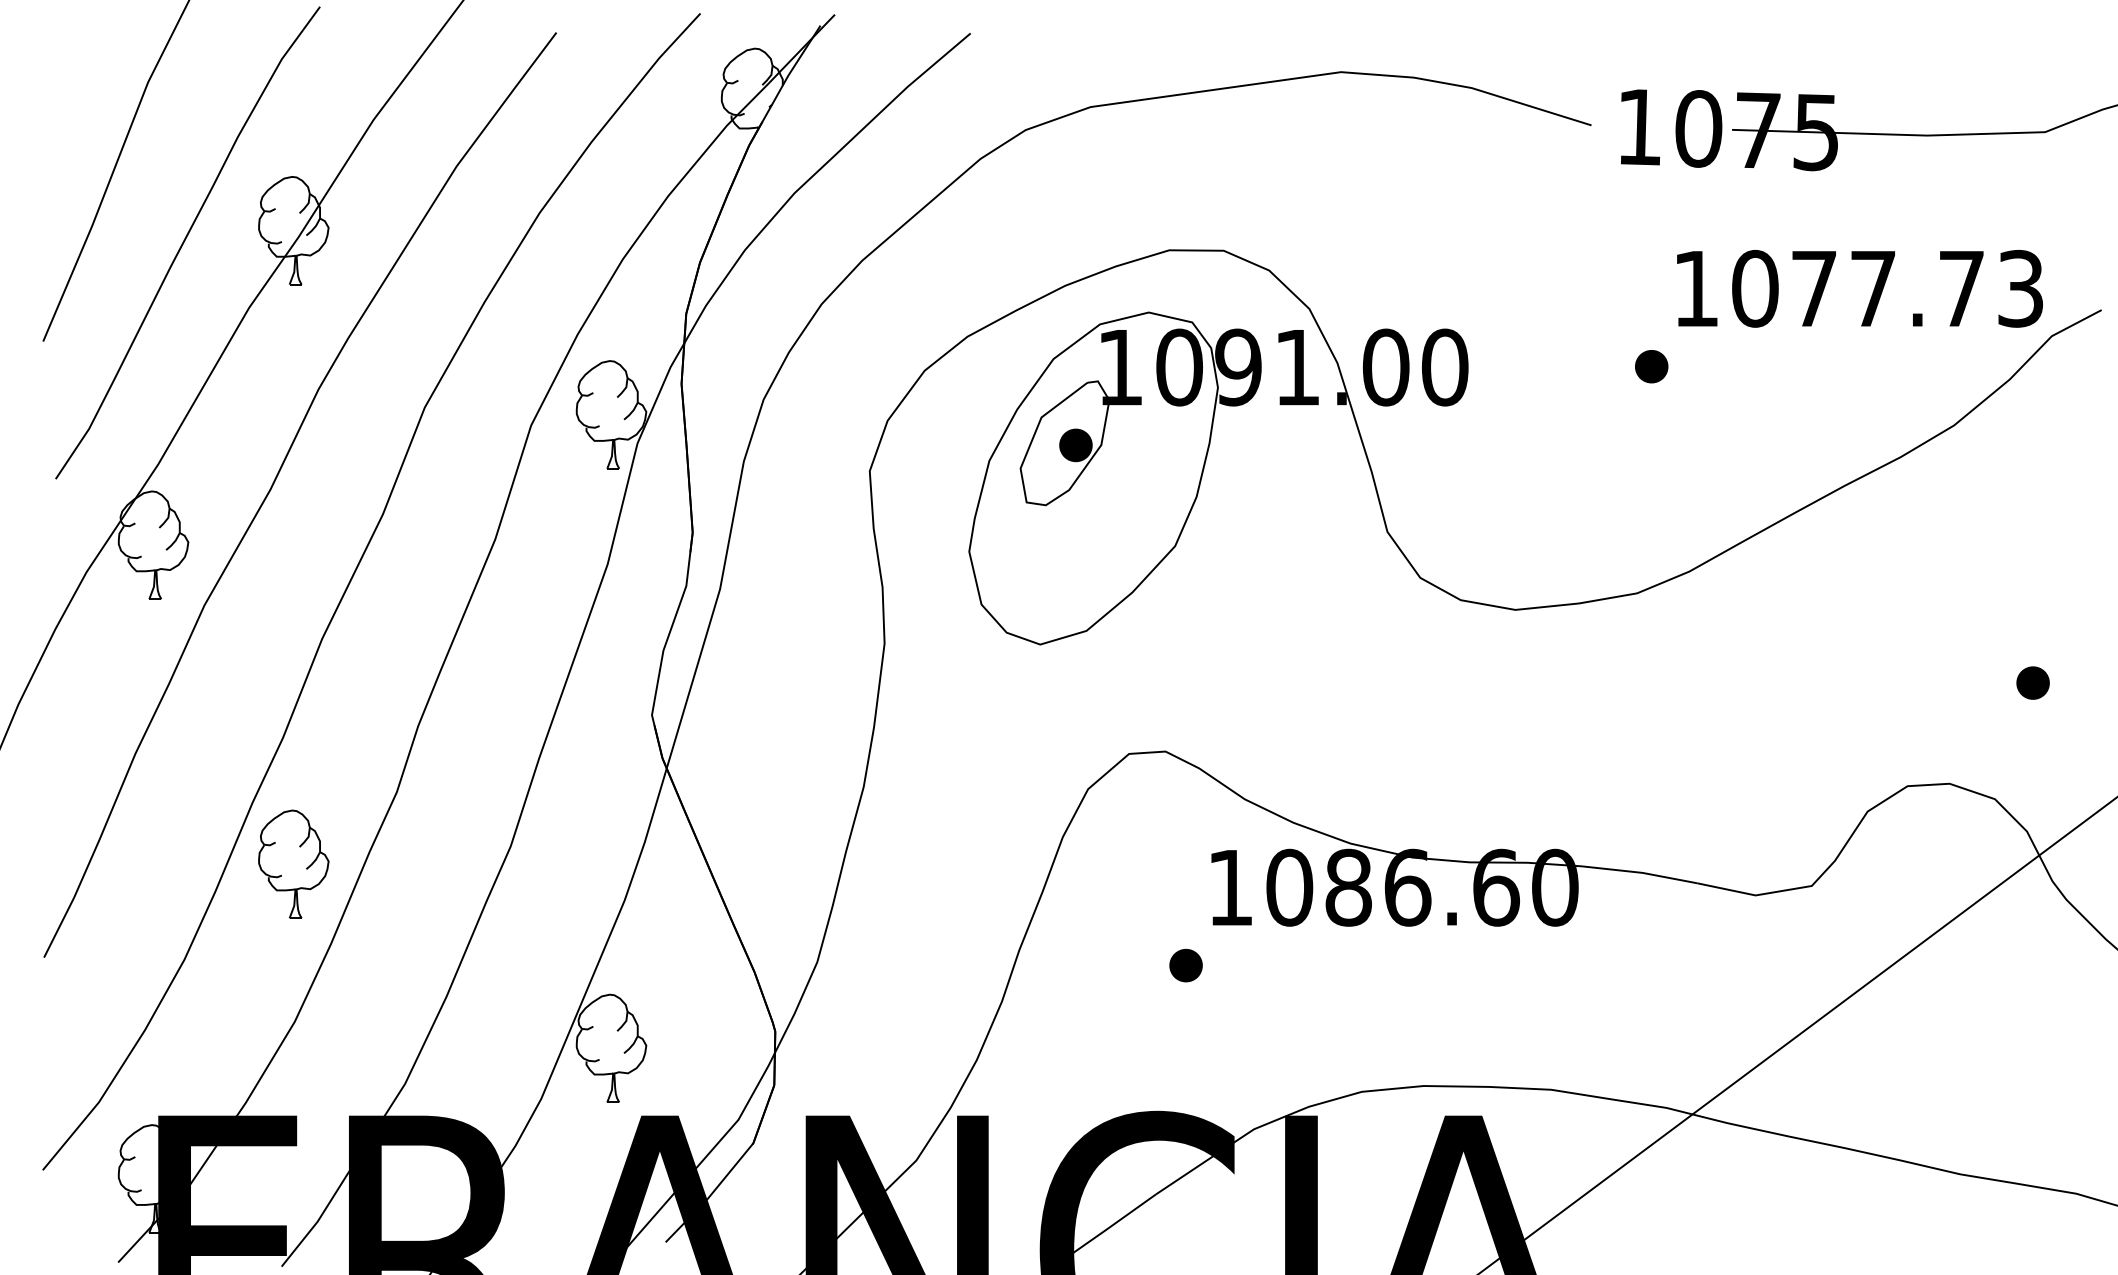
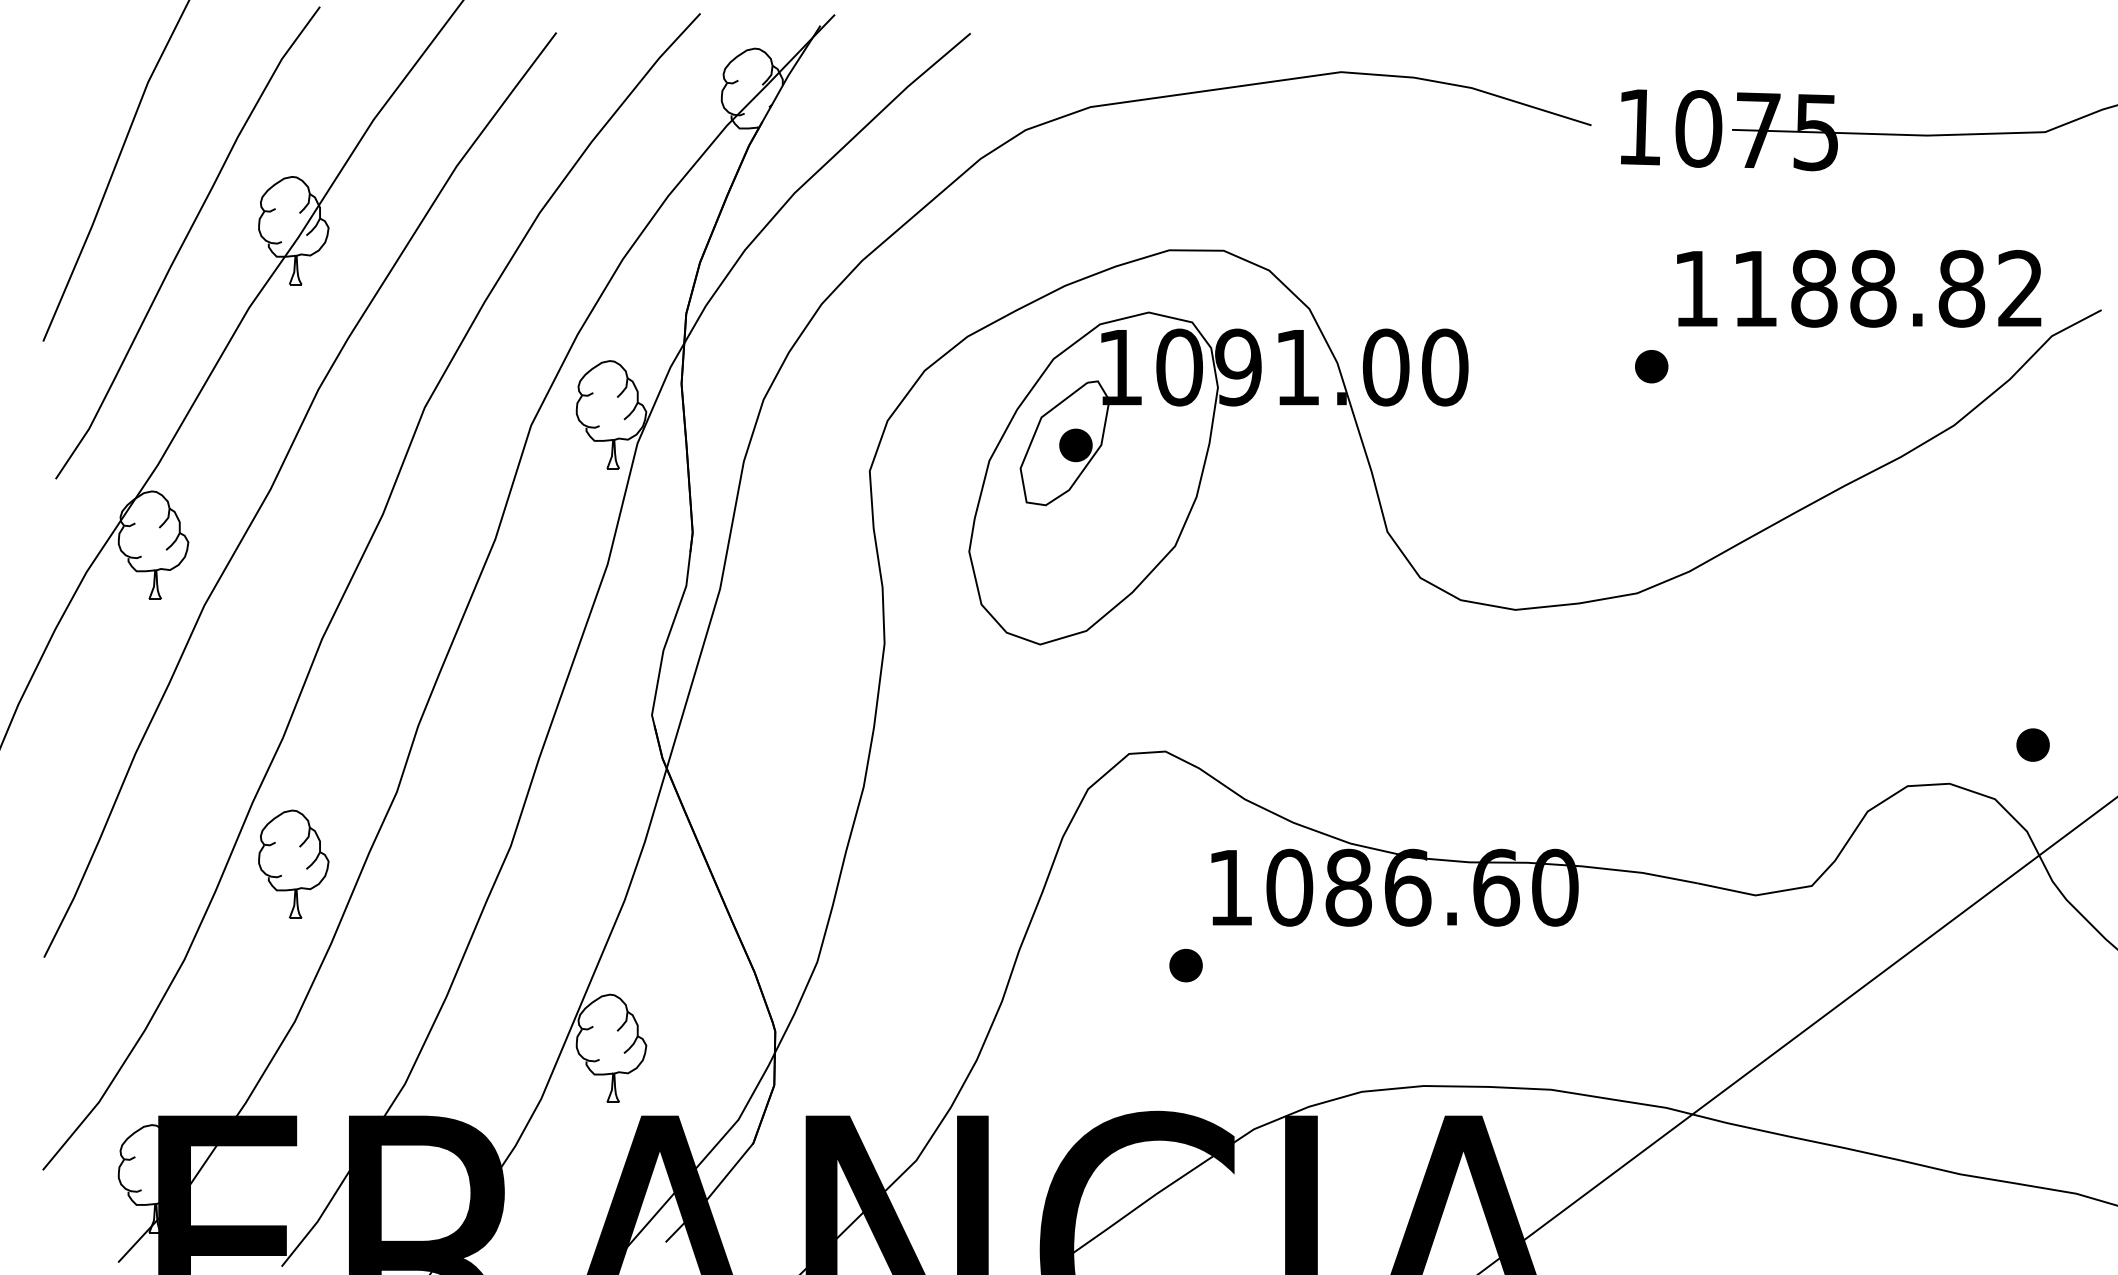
text: 1077.73 -> 1188.82 (1887, 288)
part position: (2032, 682) -> (2032, 744) (2032, 744)
